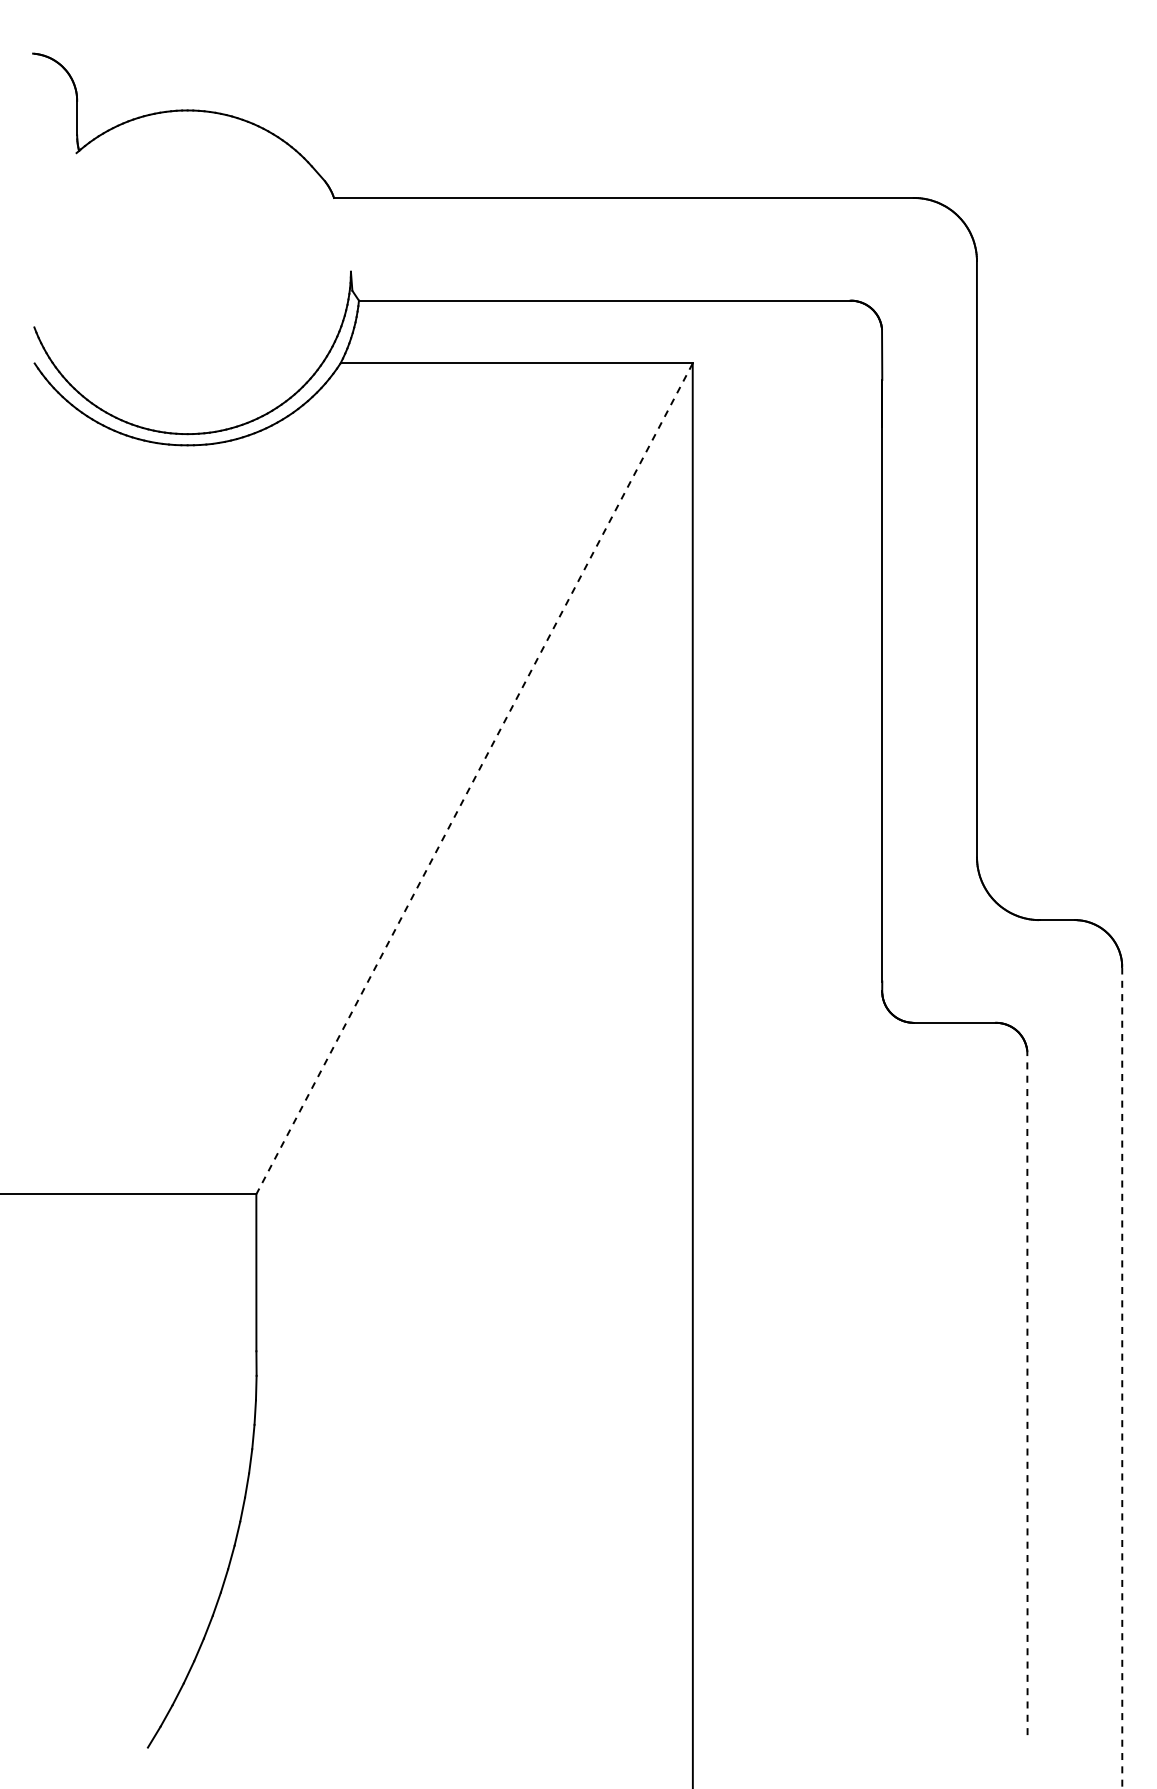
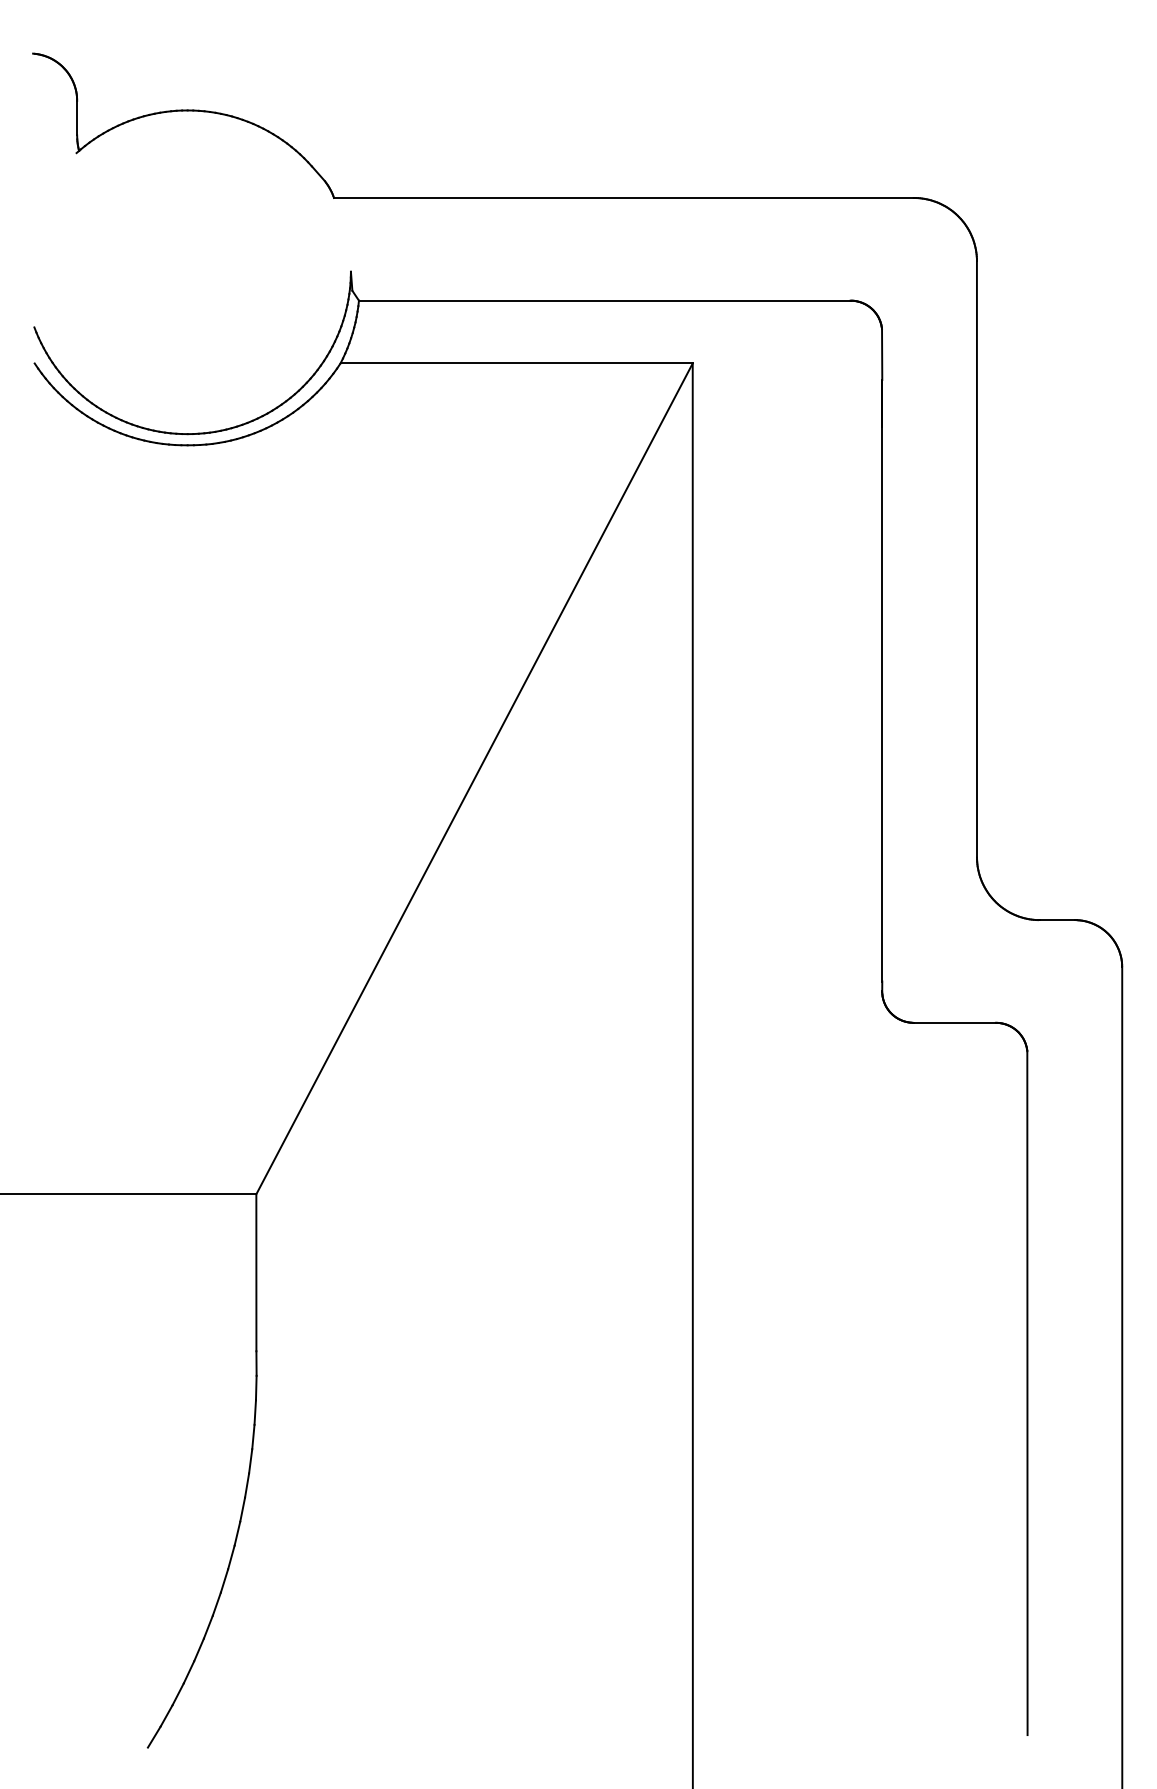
line: dashed -> solid (474, 779)
line: dashed -> solid (1122, 1378)
line: dashed -> solid (1027, 1393)
